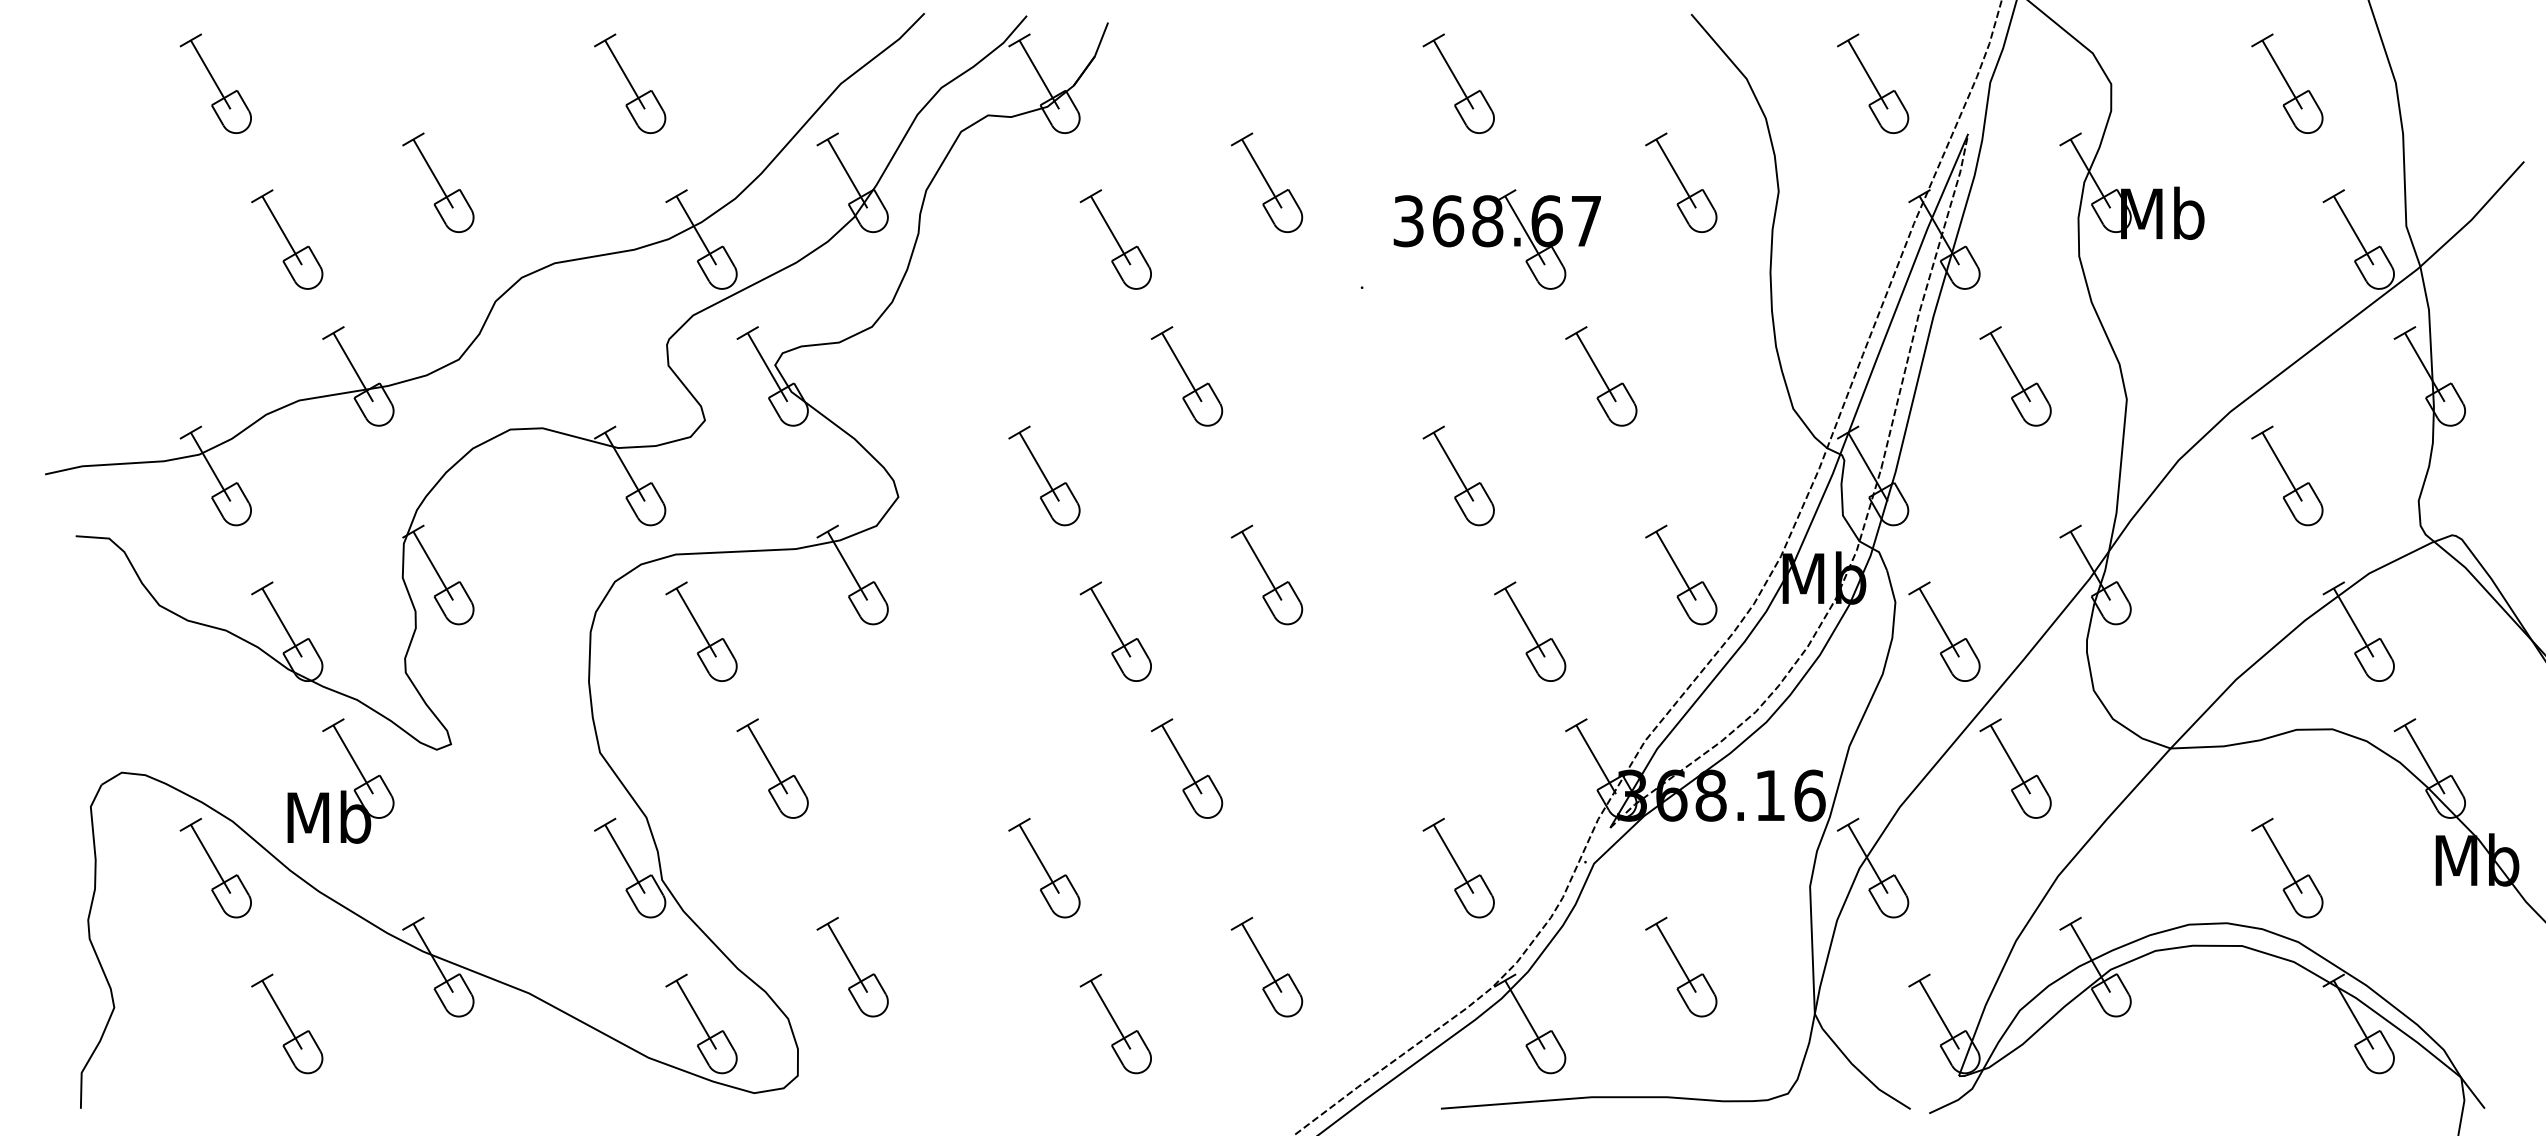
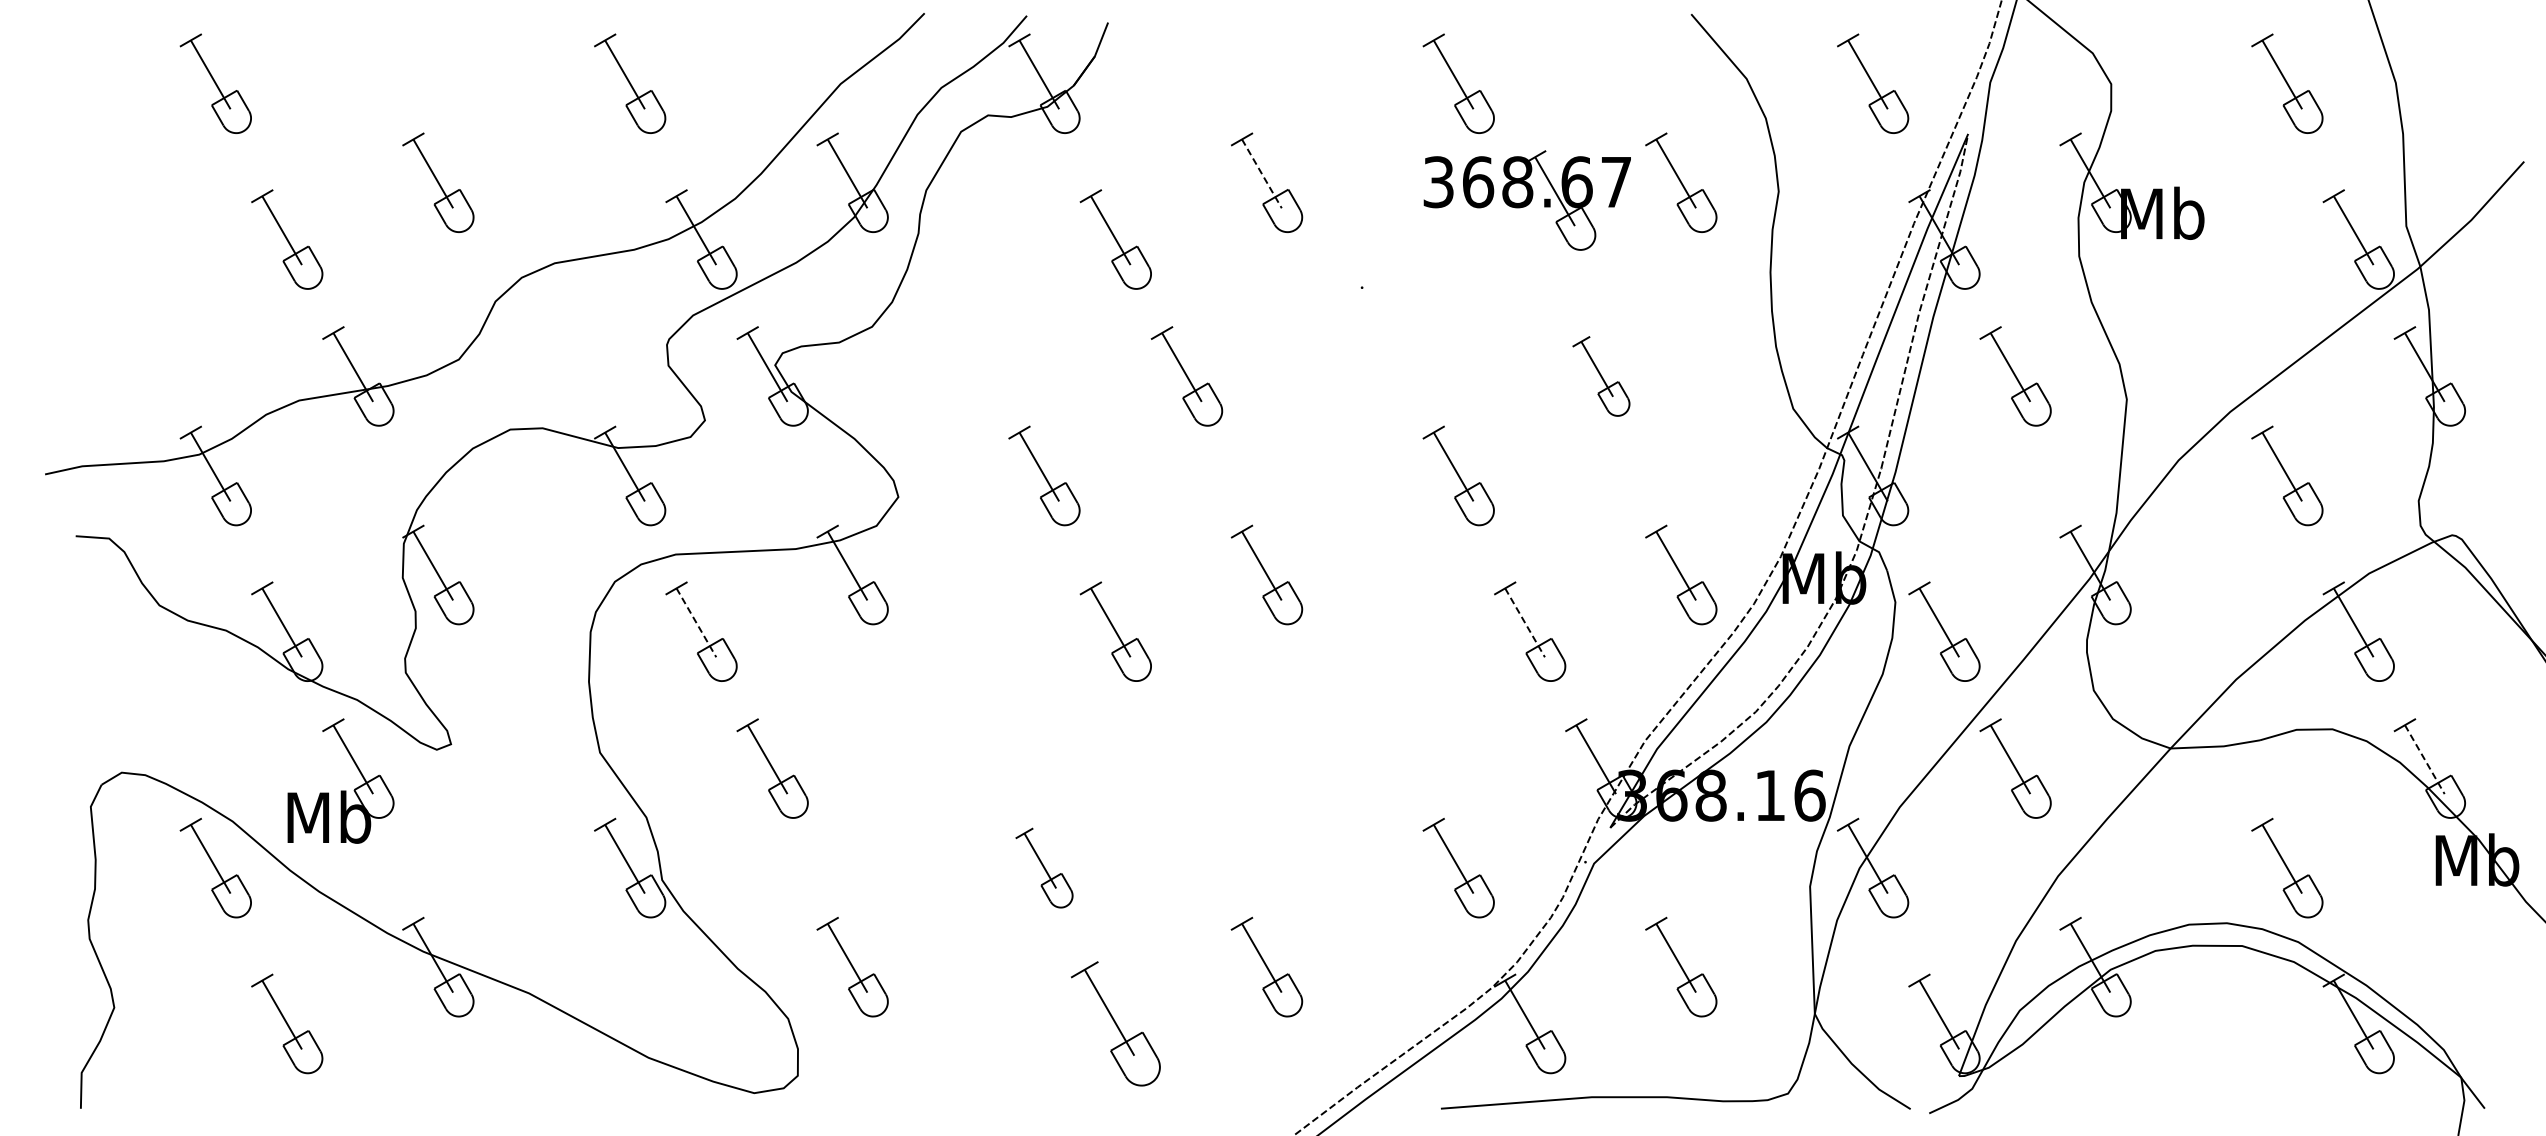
line: solid -> dashed (1261, 173)
part position: (1496, 239) -> (1526, 200) (1526, 200)
part size: 73x101 px -> 59x81 px (1601, 376)
line: solid -> dashed (696, 622)
line: solid -> dashed (1525, 622)
line: solid -> dashed (2424, 759)
part: present -> none (1186, 768)
part size: 73x102 px -> 59x82 px (1044, 867)
part: present -> none (701, 1023)
part size: 73x102 px -> 90x126 px (1115, 1023)
